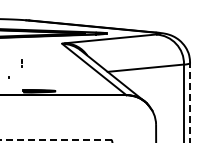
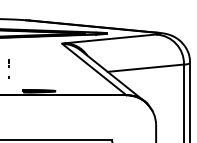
part position: (21, 63) -> (8, 63) (8, 63)
line: dashed -> solid (190, 102)
line: dashed -> solid (55, 139)
